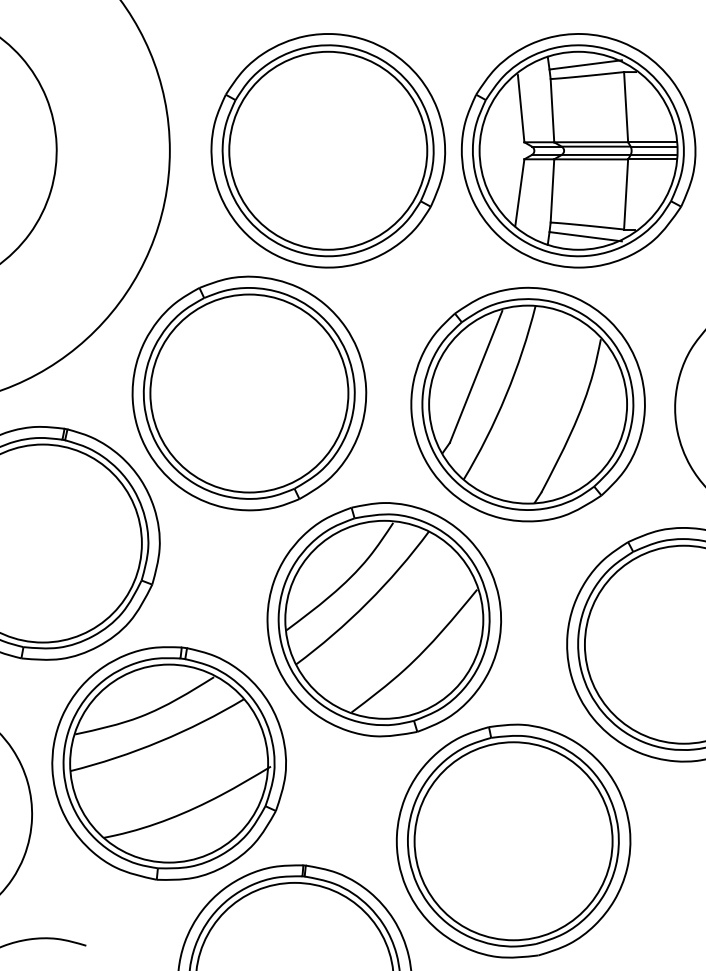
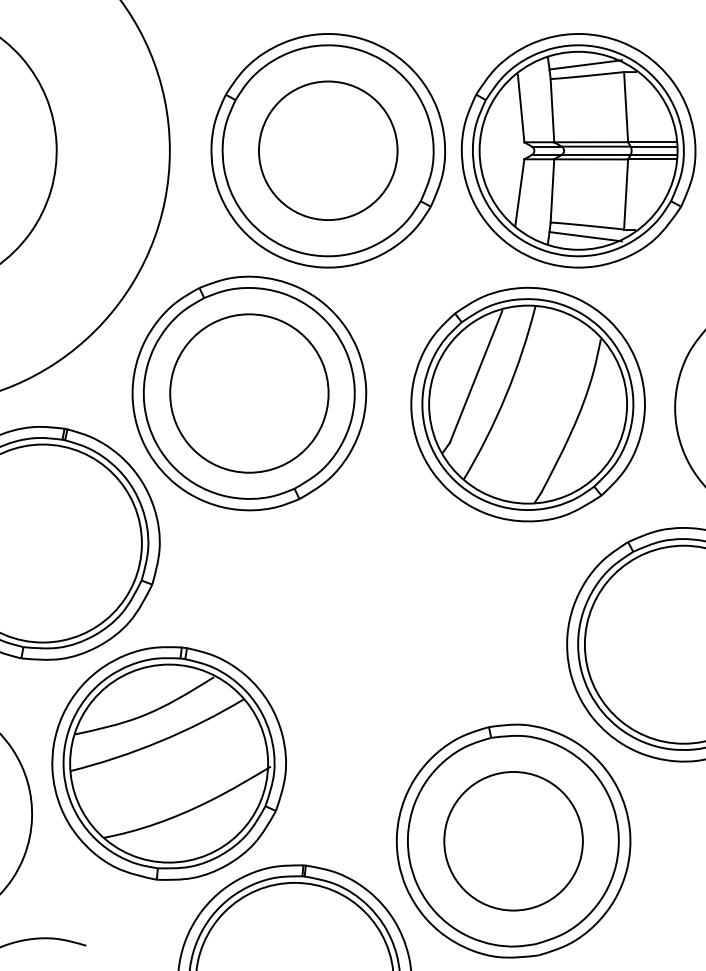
circle diameter: 198 px -> 139 px (327, 150)
circle diameter: 198 px -> 158 px (249, 393)
part: present -> none (383, 619)
circle diameter: 198 px -> 139 px (513, 840)
